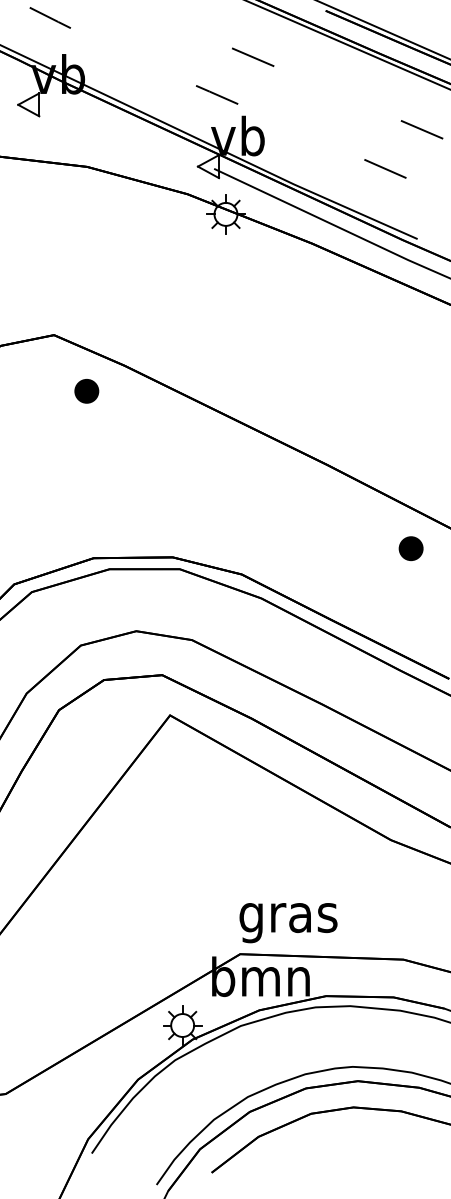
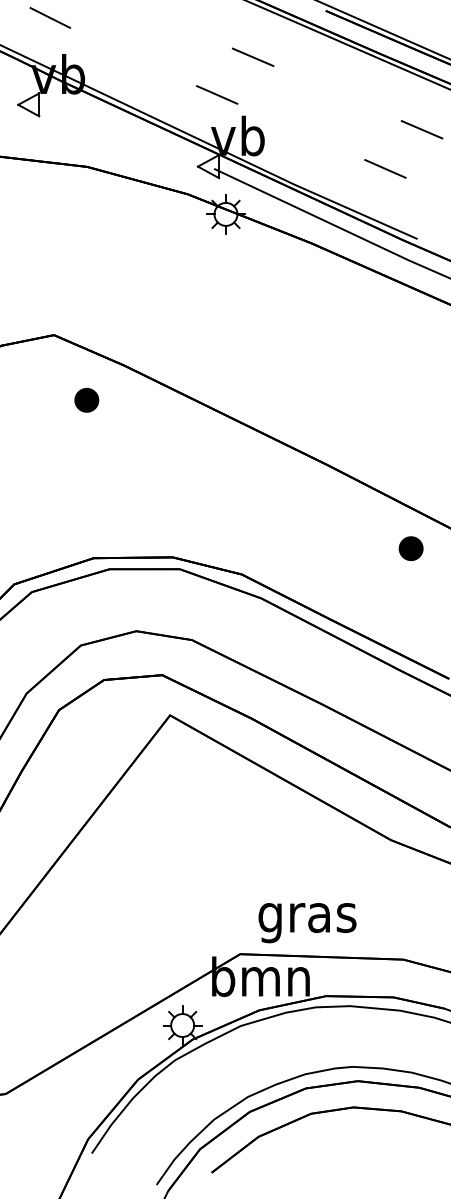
part position: (86, 391) -> (86, 400) (86, 400)
text position: (288, 923) -> (307, 923) (307, 923)
